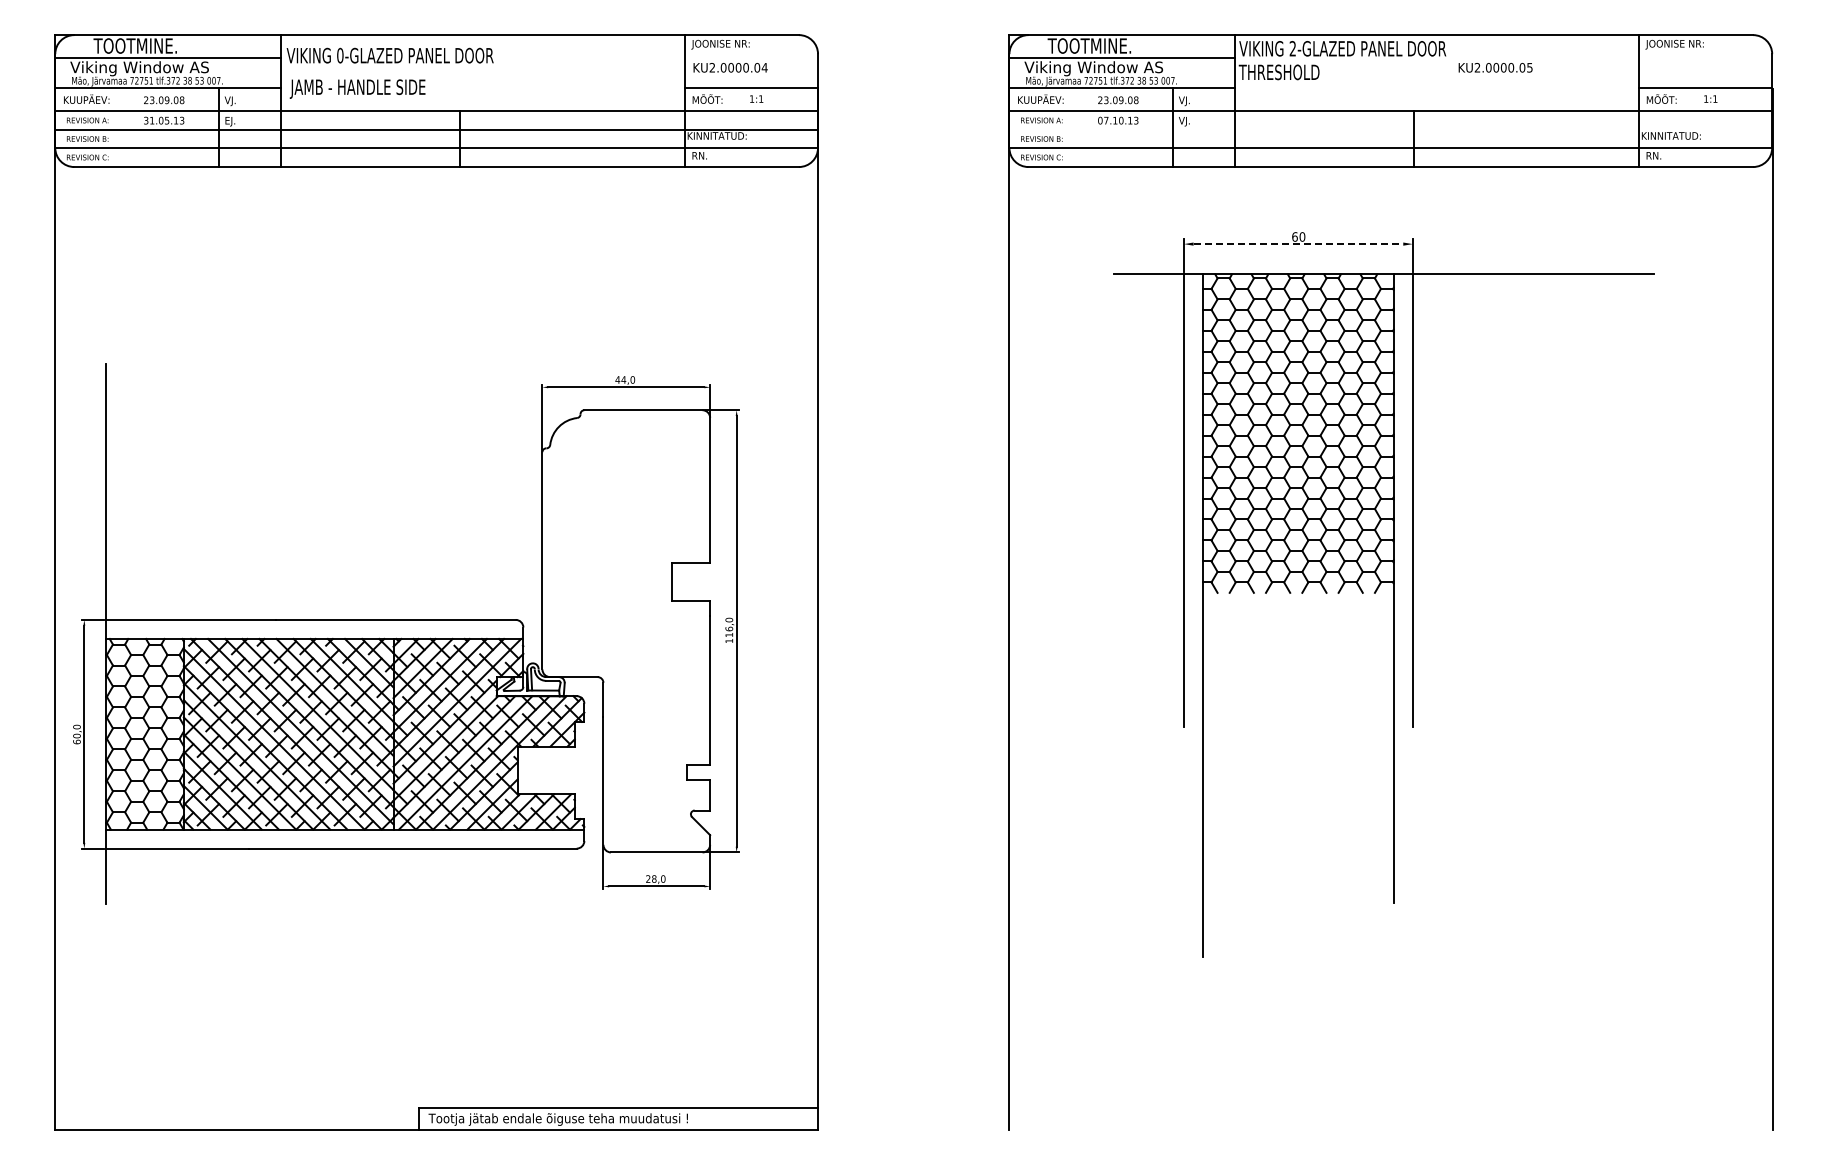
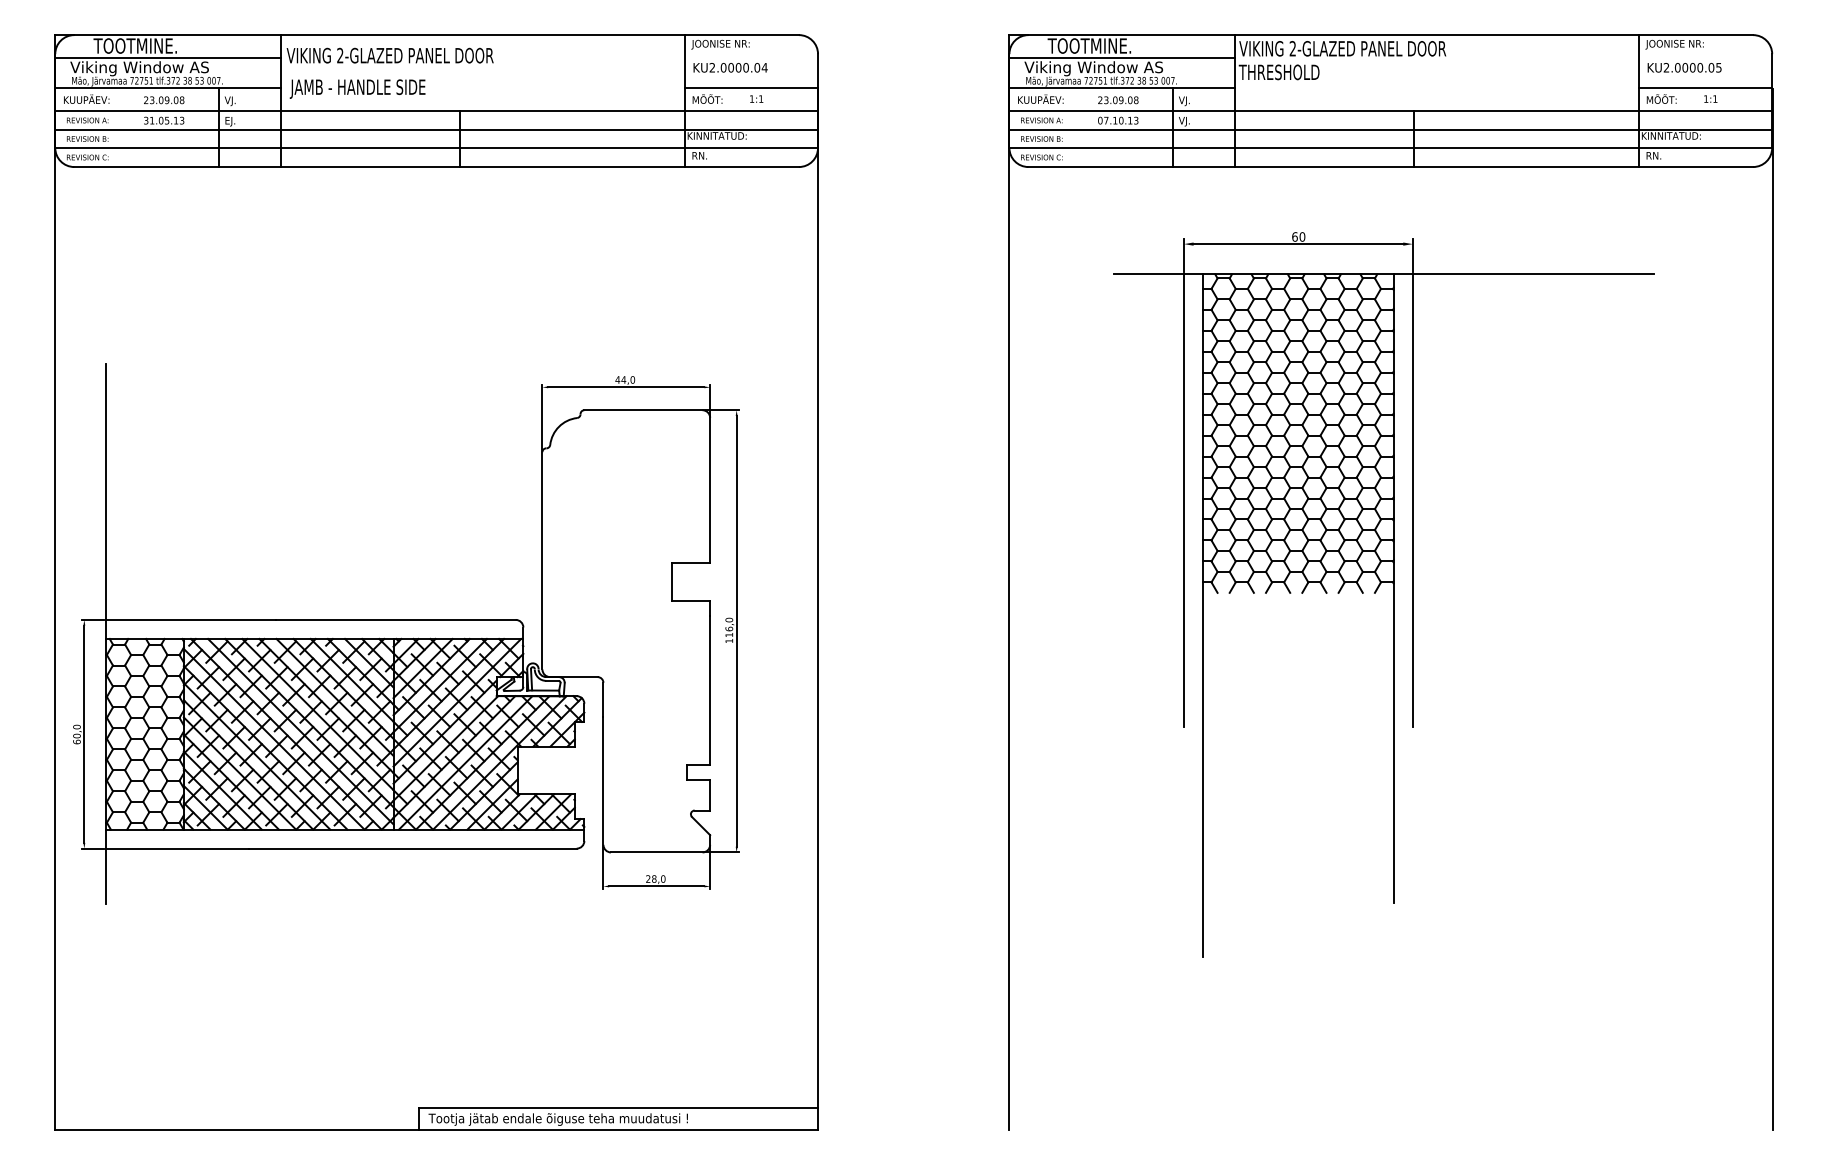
text: 0-GLAZED -> 2-GLAZED (340, 55)
text position: (1495, 67) -> (1684, 67) (1684, 67)
line: none -> present (1390, 129)
line: dashed -> solid (1298, 244)
